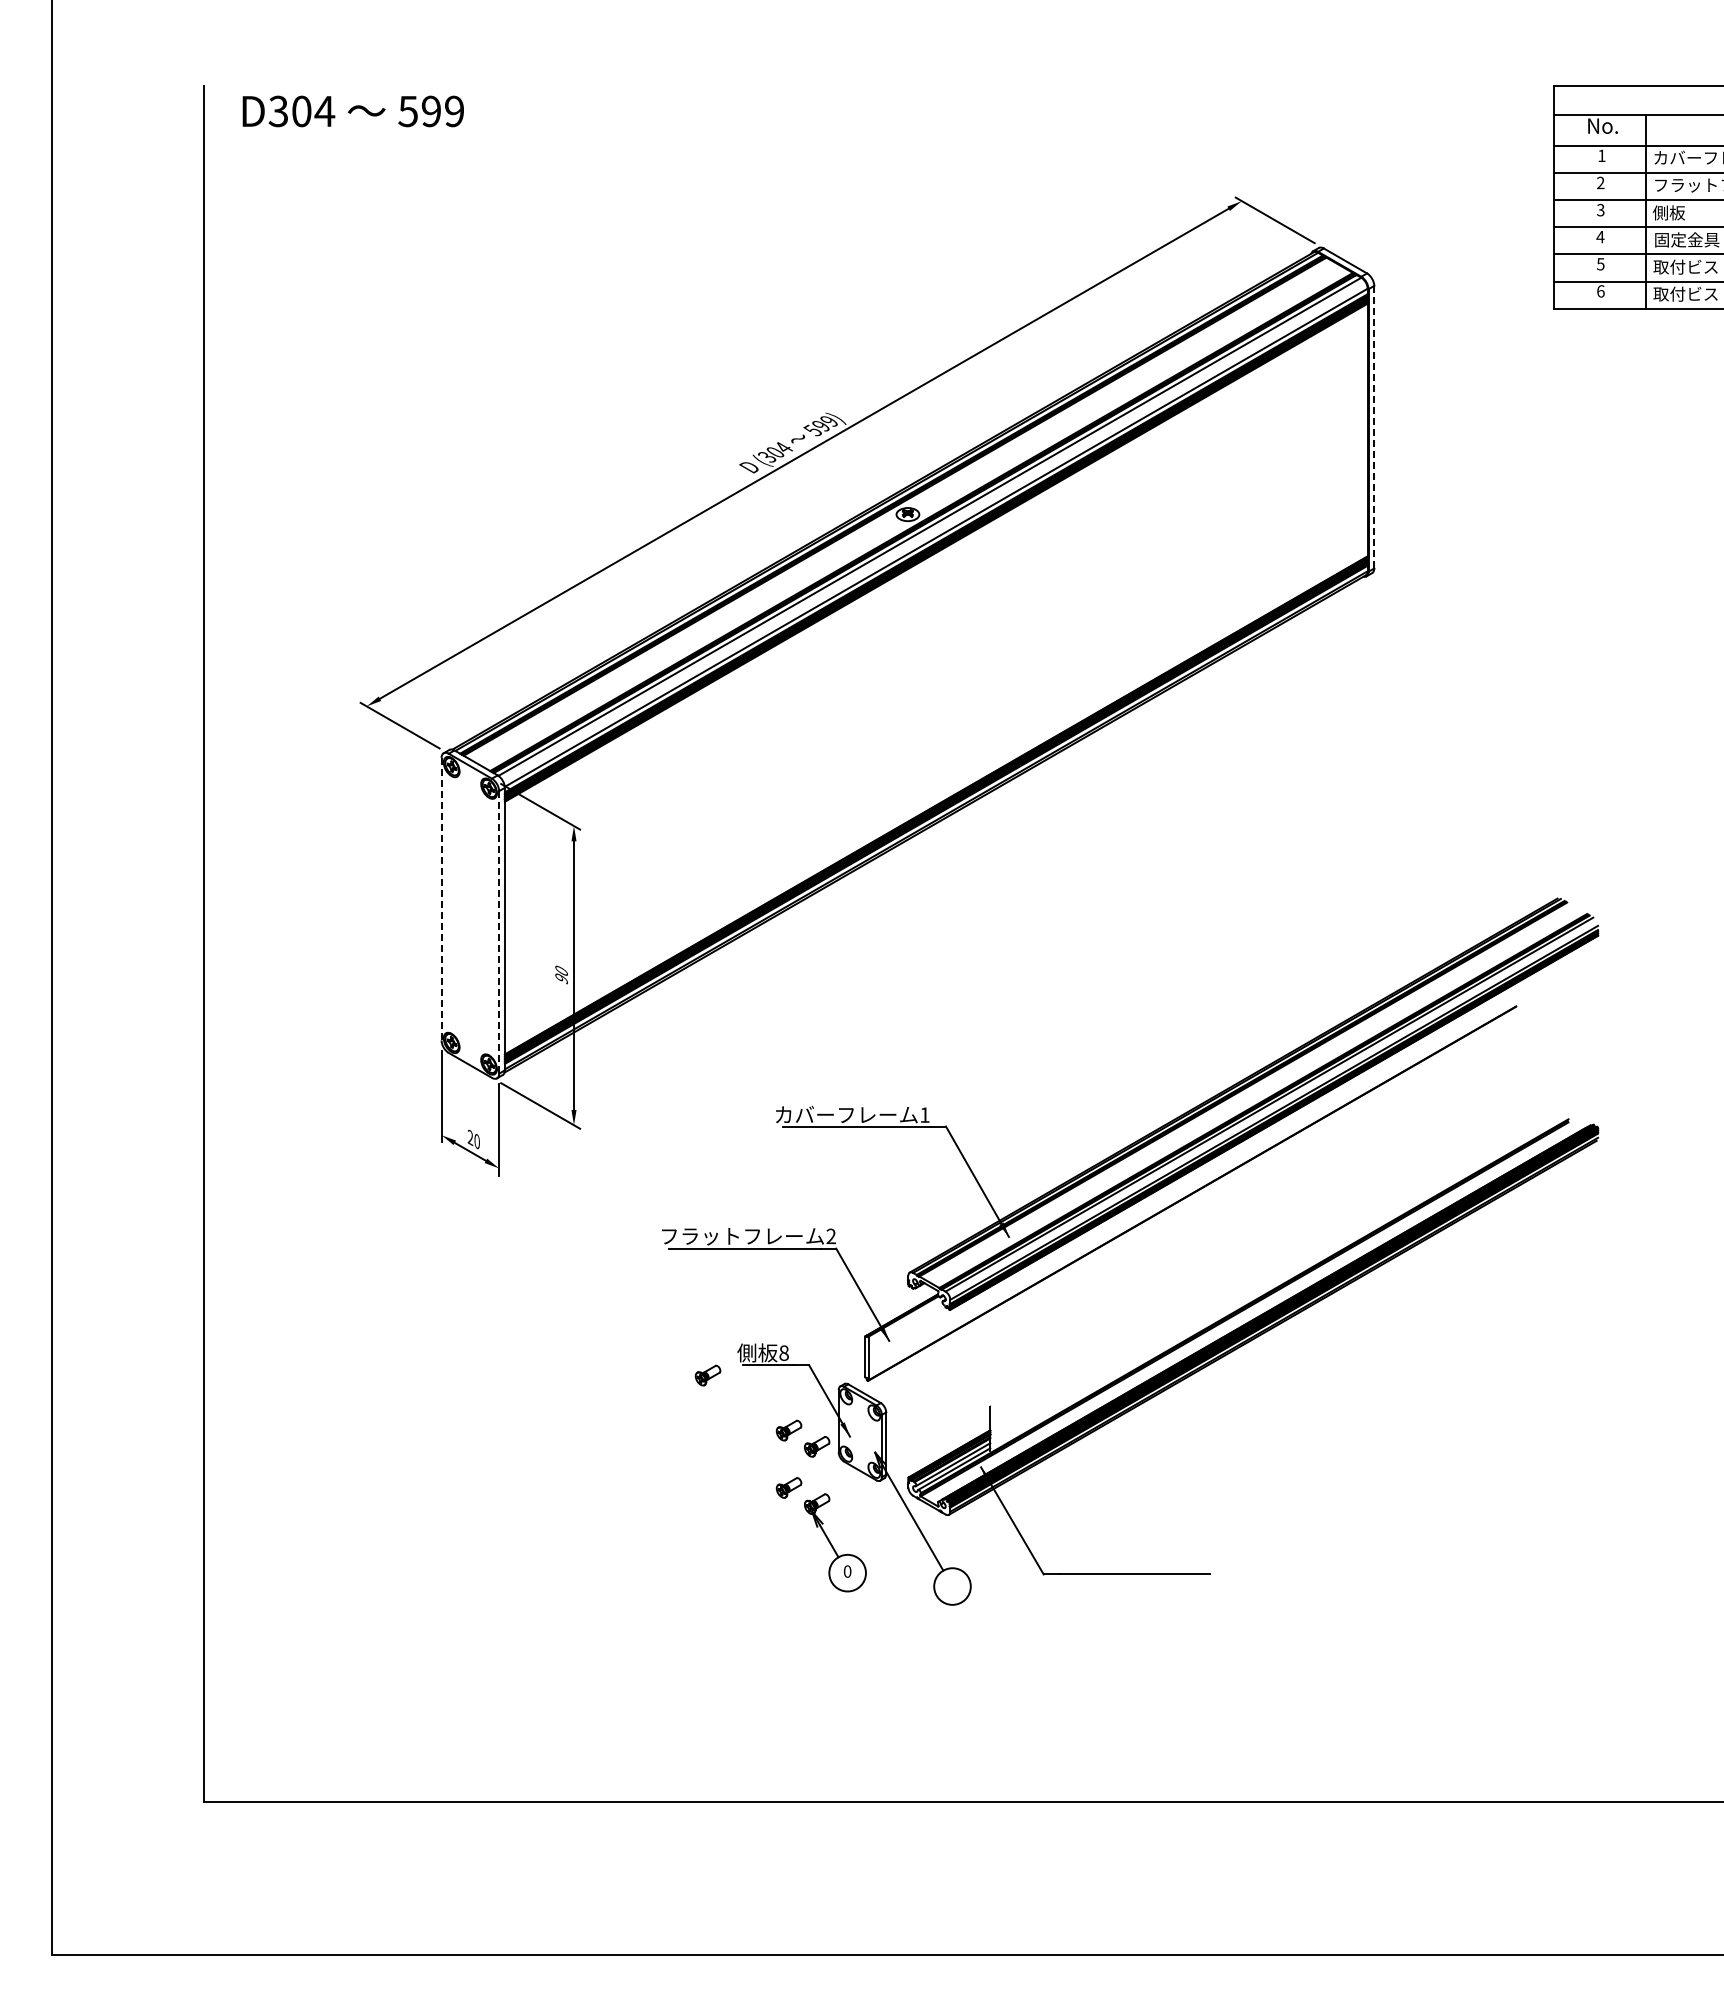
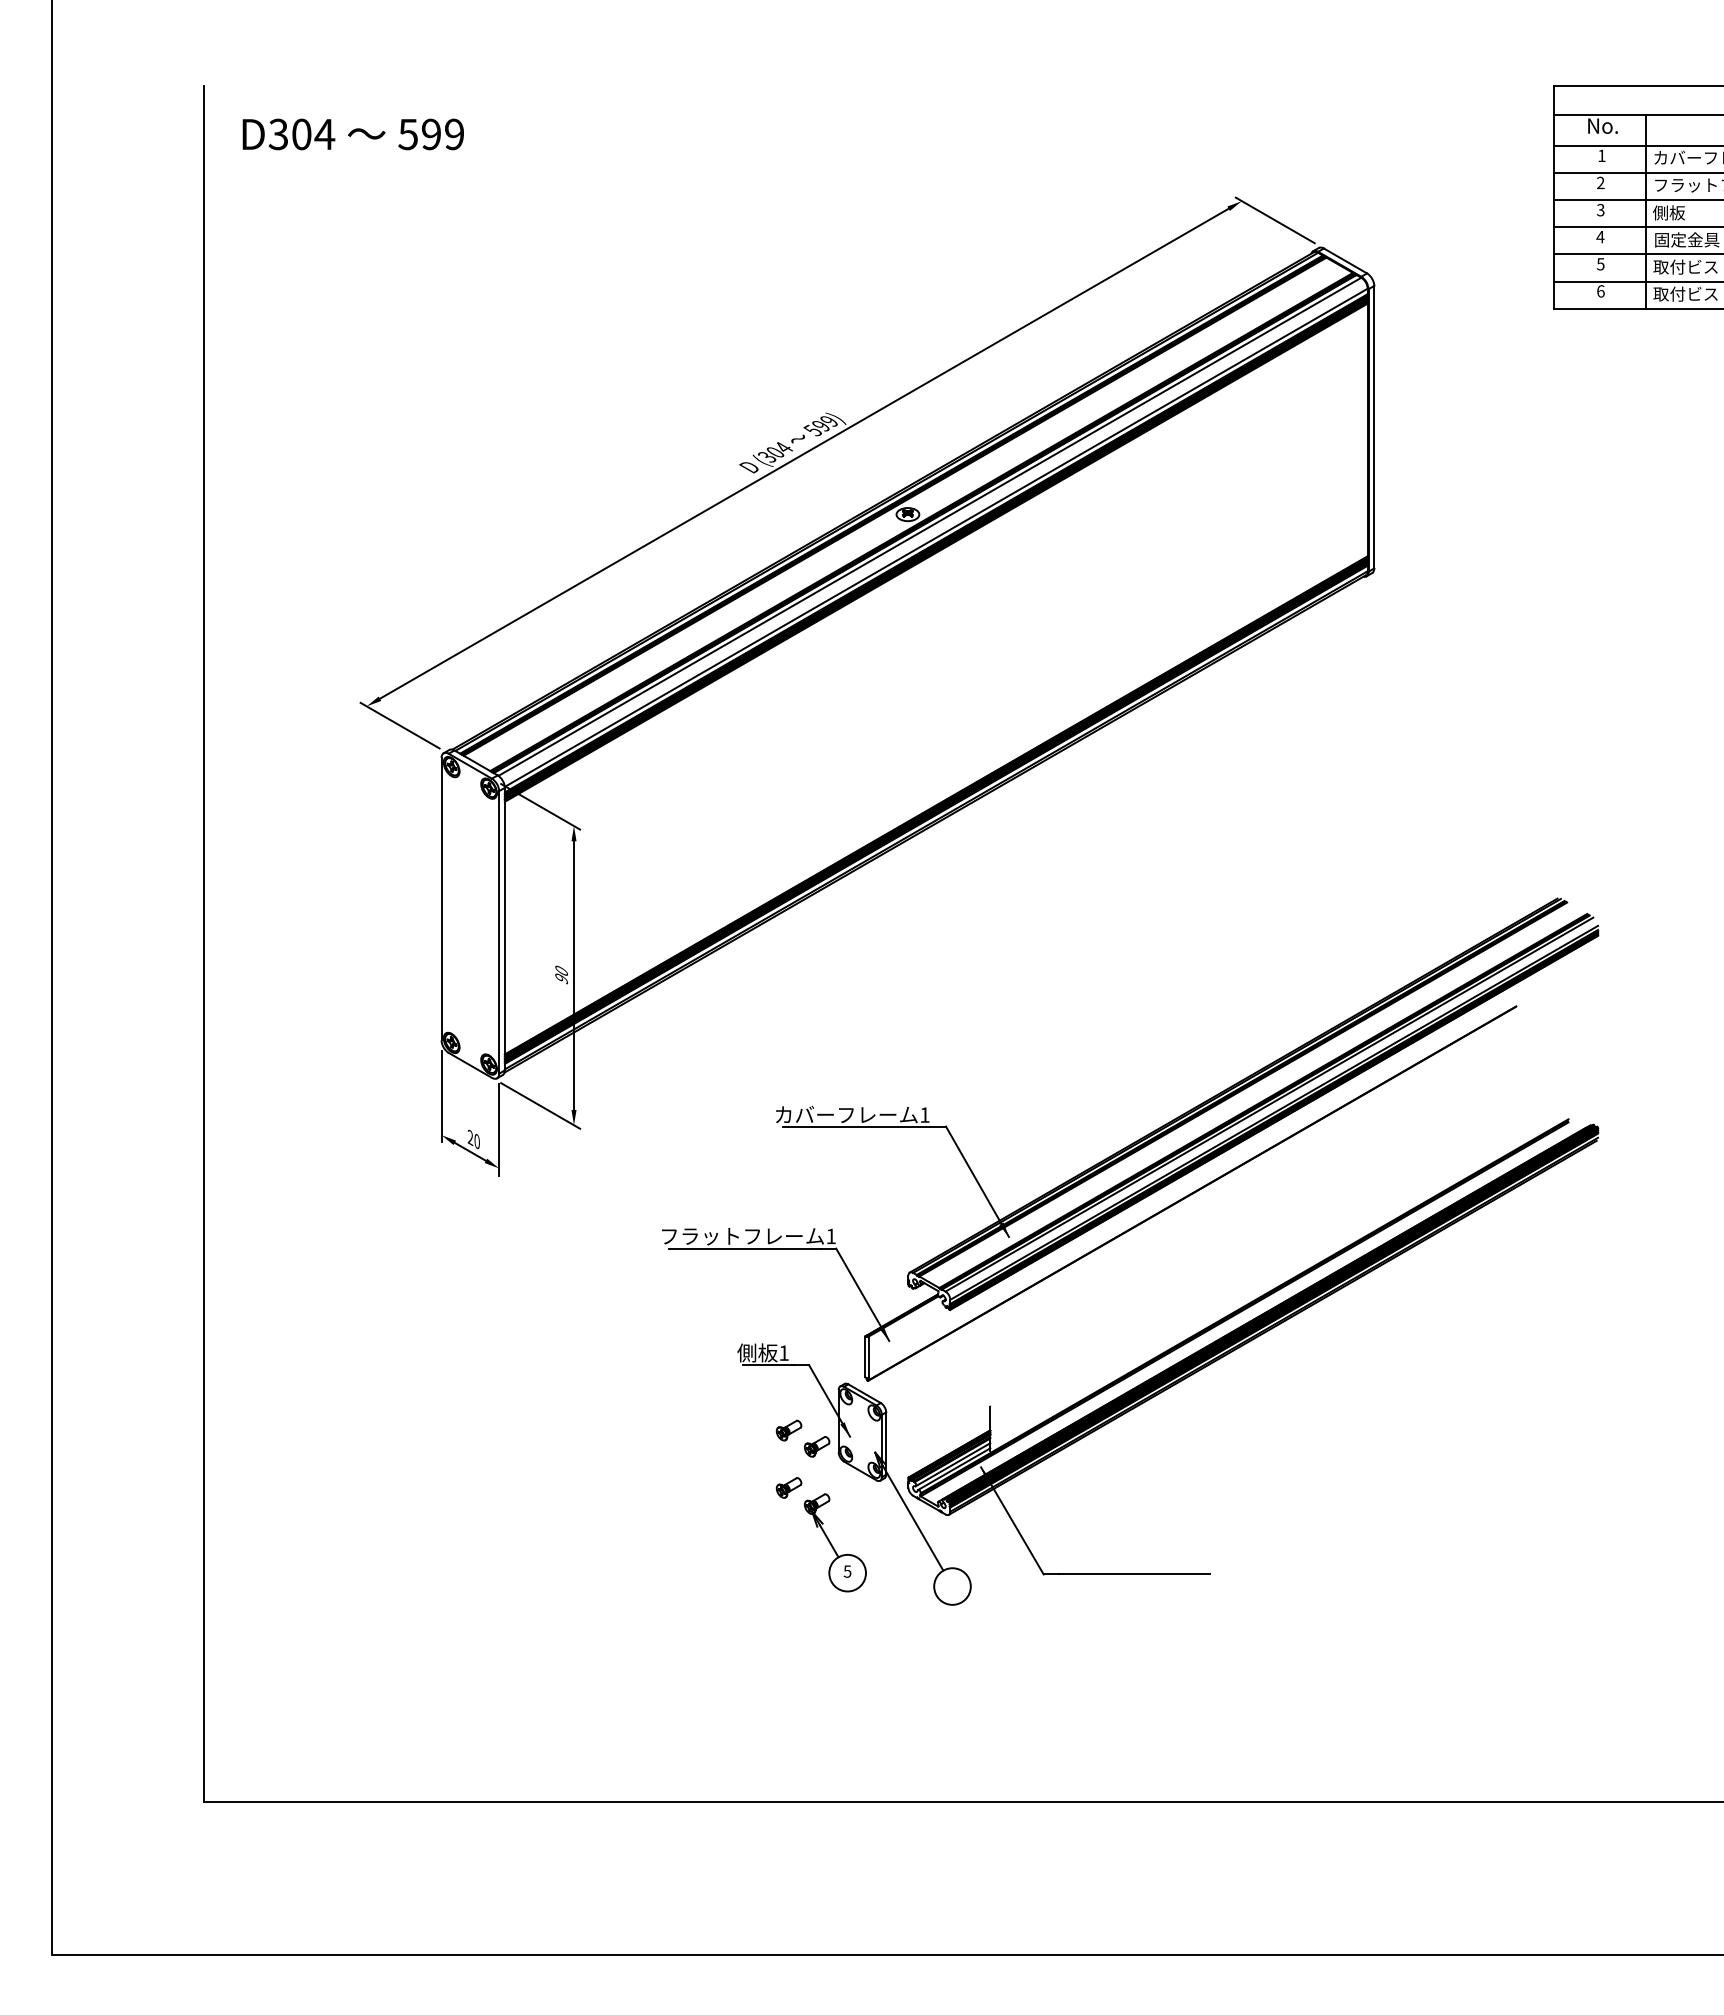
text position: (352, 111) -> (352, 134) (352, 134)
line: dashed -> solid (1374, 426)
line: dashed -> solid (441, 898)
line: dashed -> solid (499, 932)
text: 2 -> 1 (830, 1235)
text: 8 -> 1 (783, 1352)
part: present -> none (707, 1375)
text: 0 -> 5 (847, 1571)
